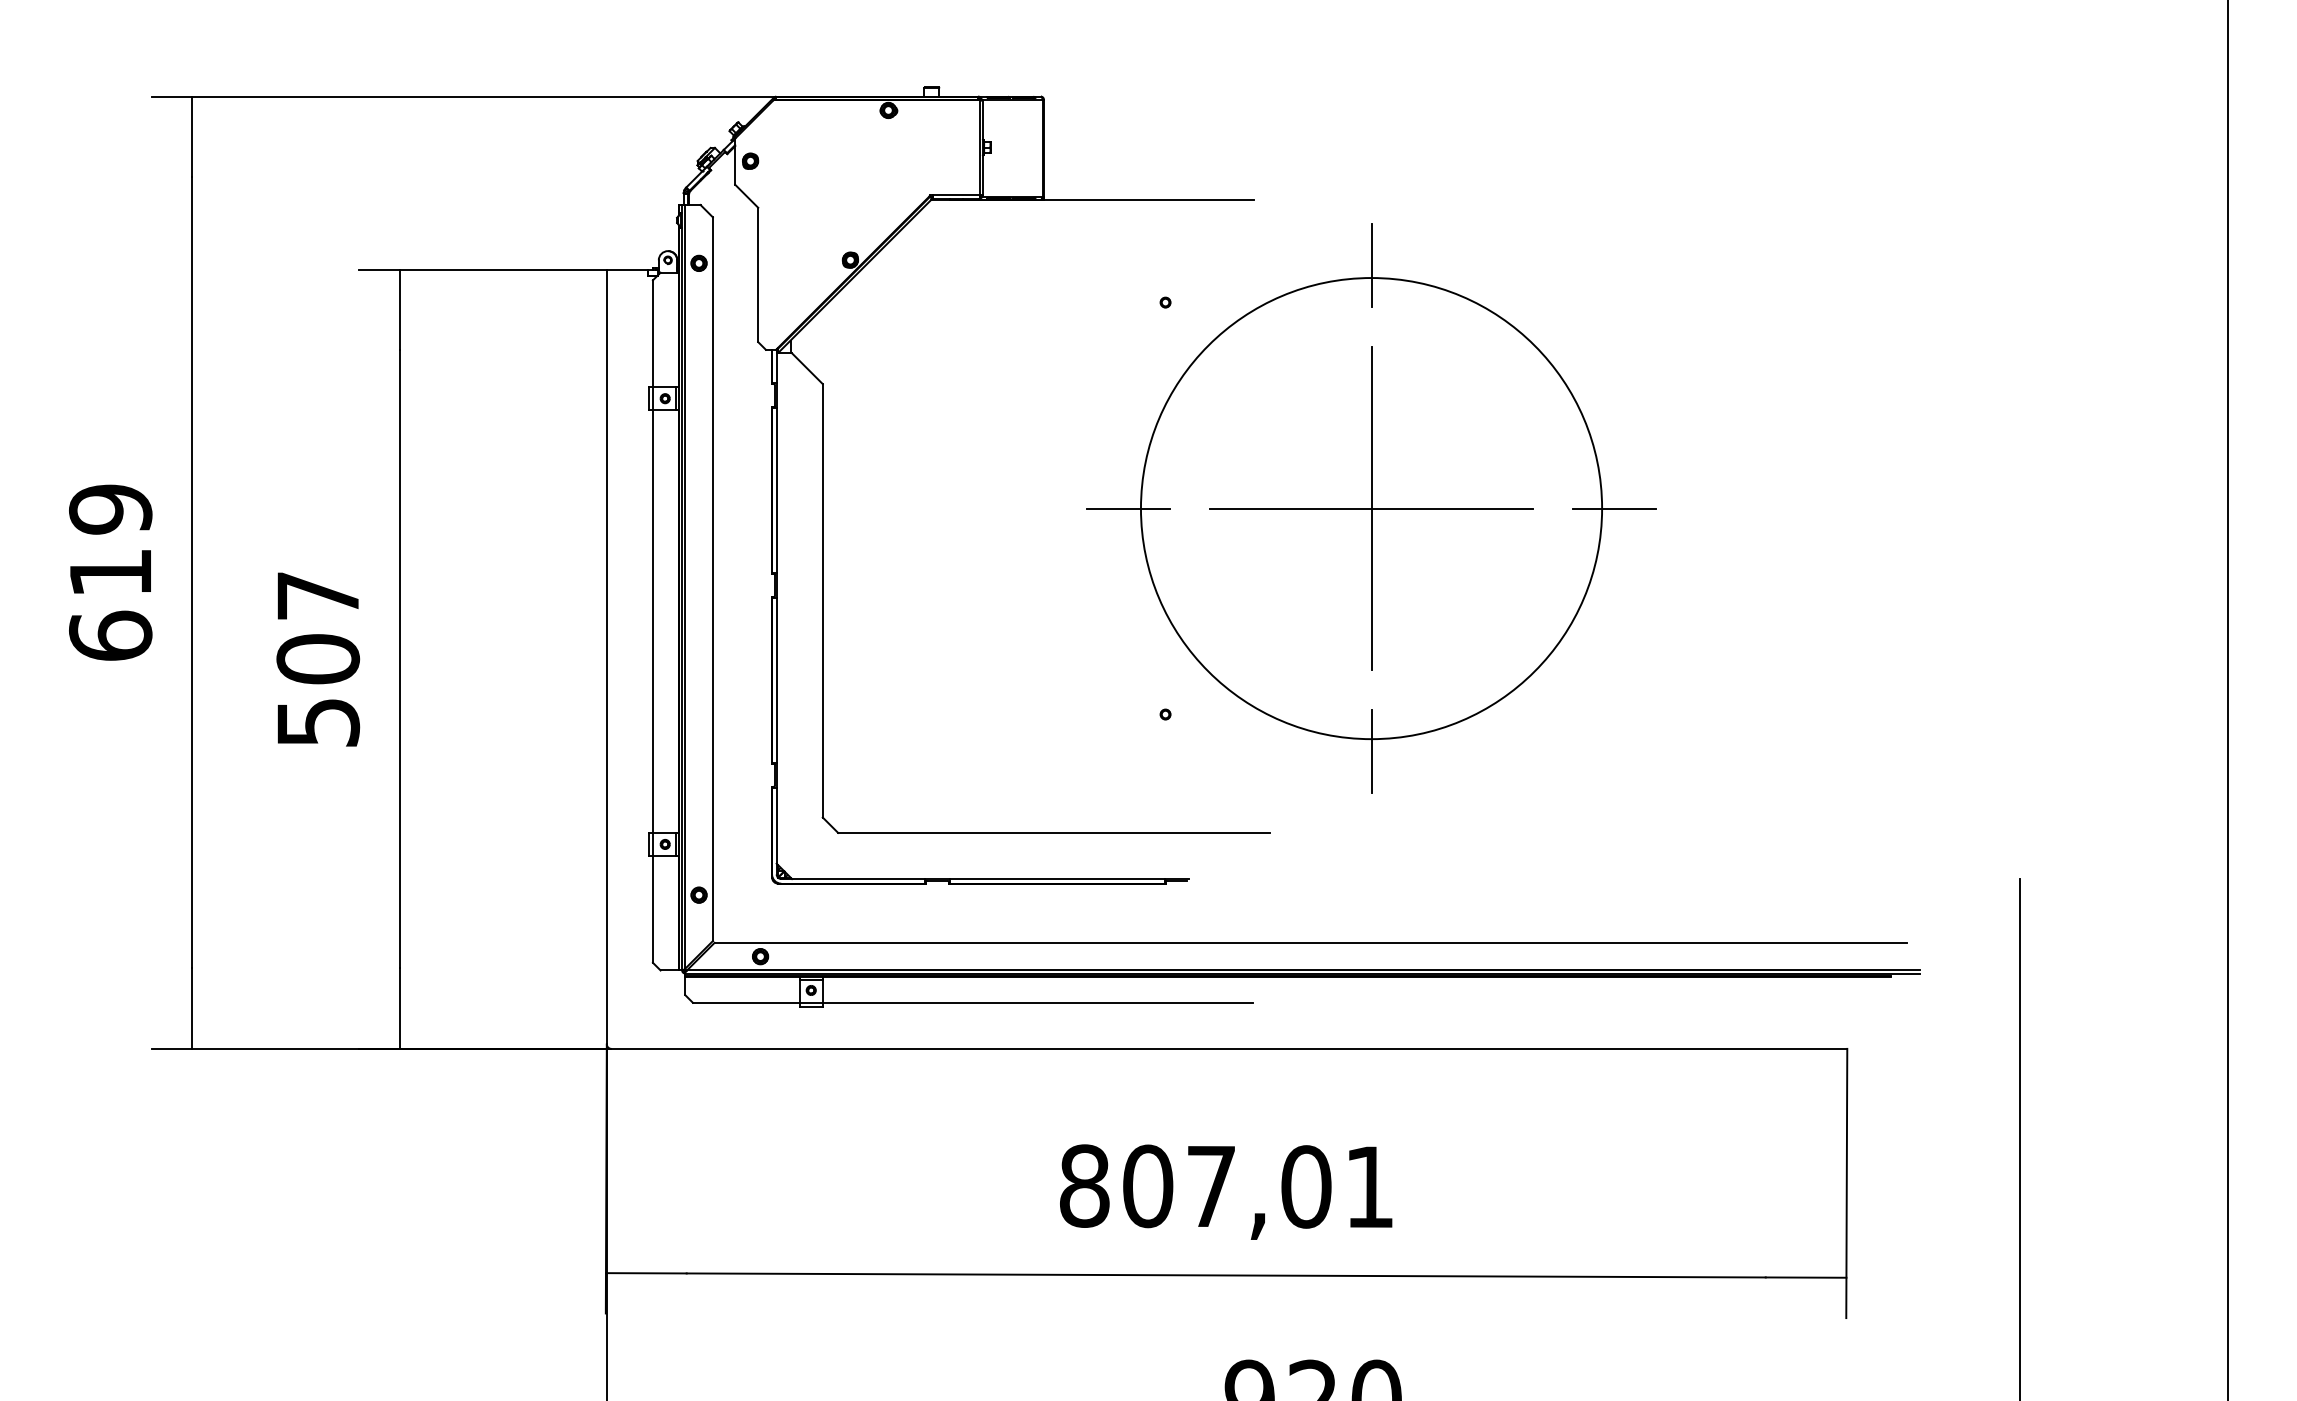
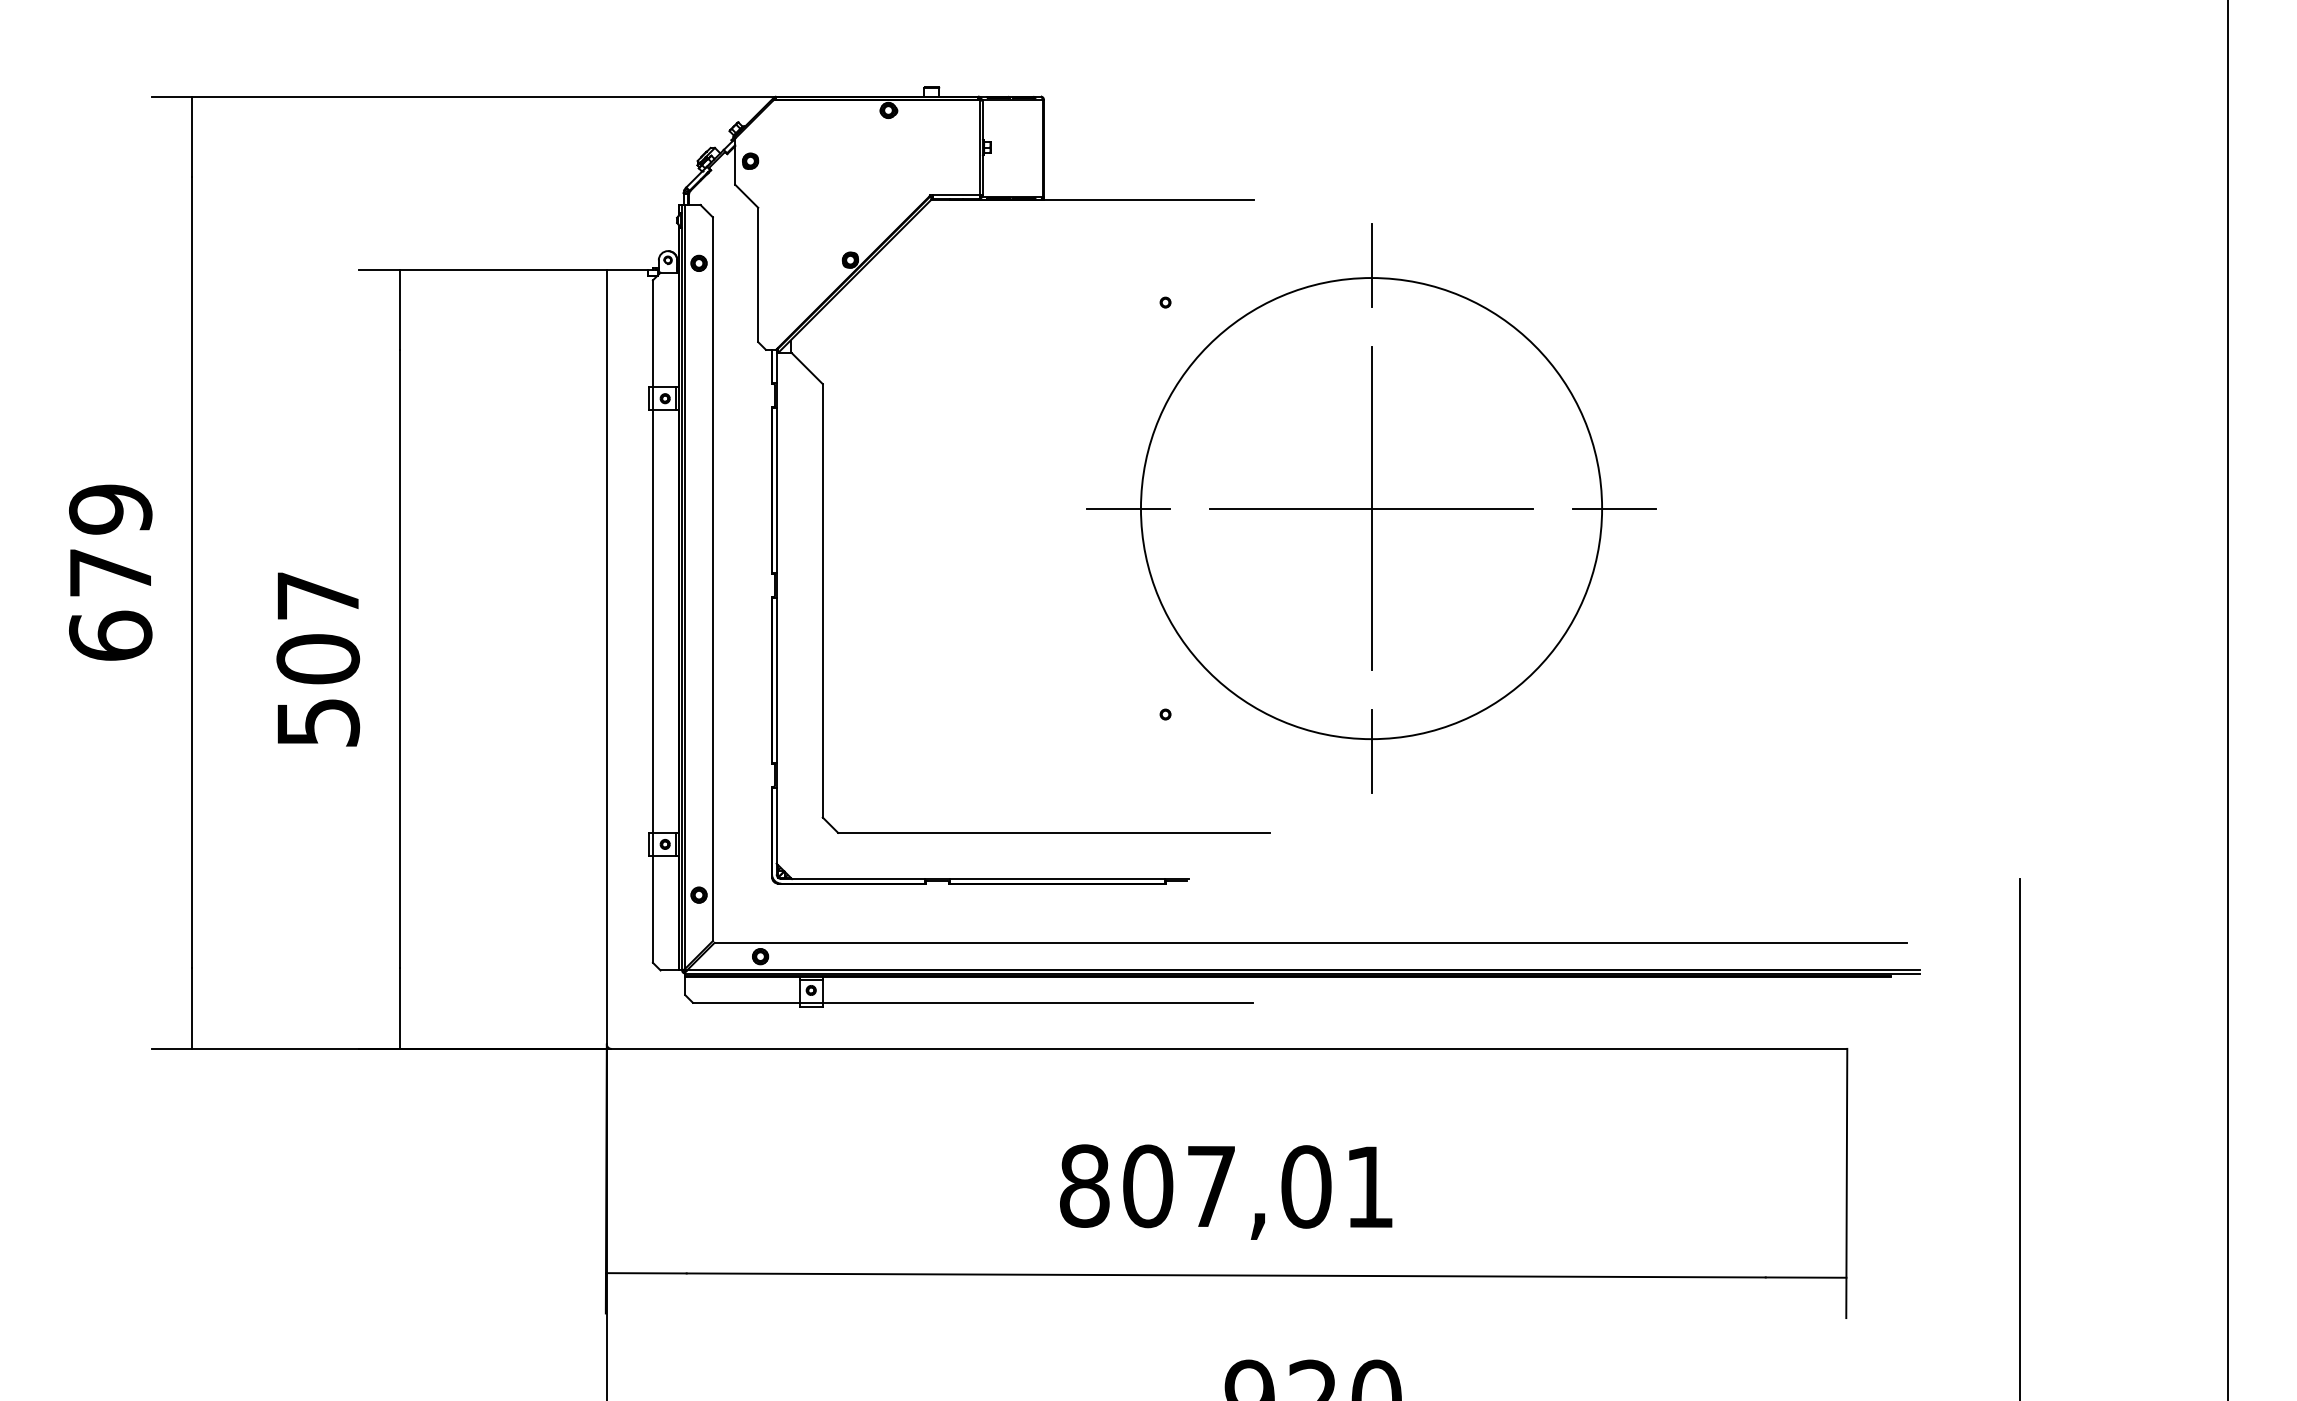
text: 619 -> 679 (110, 572)
